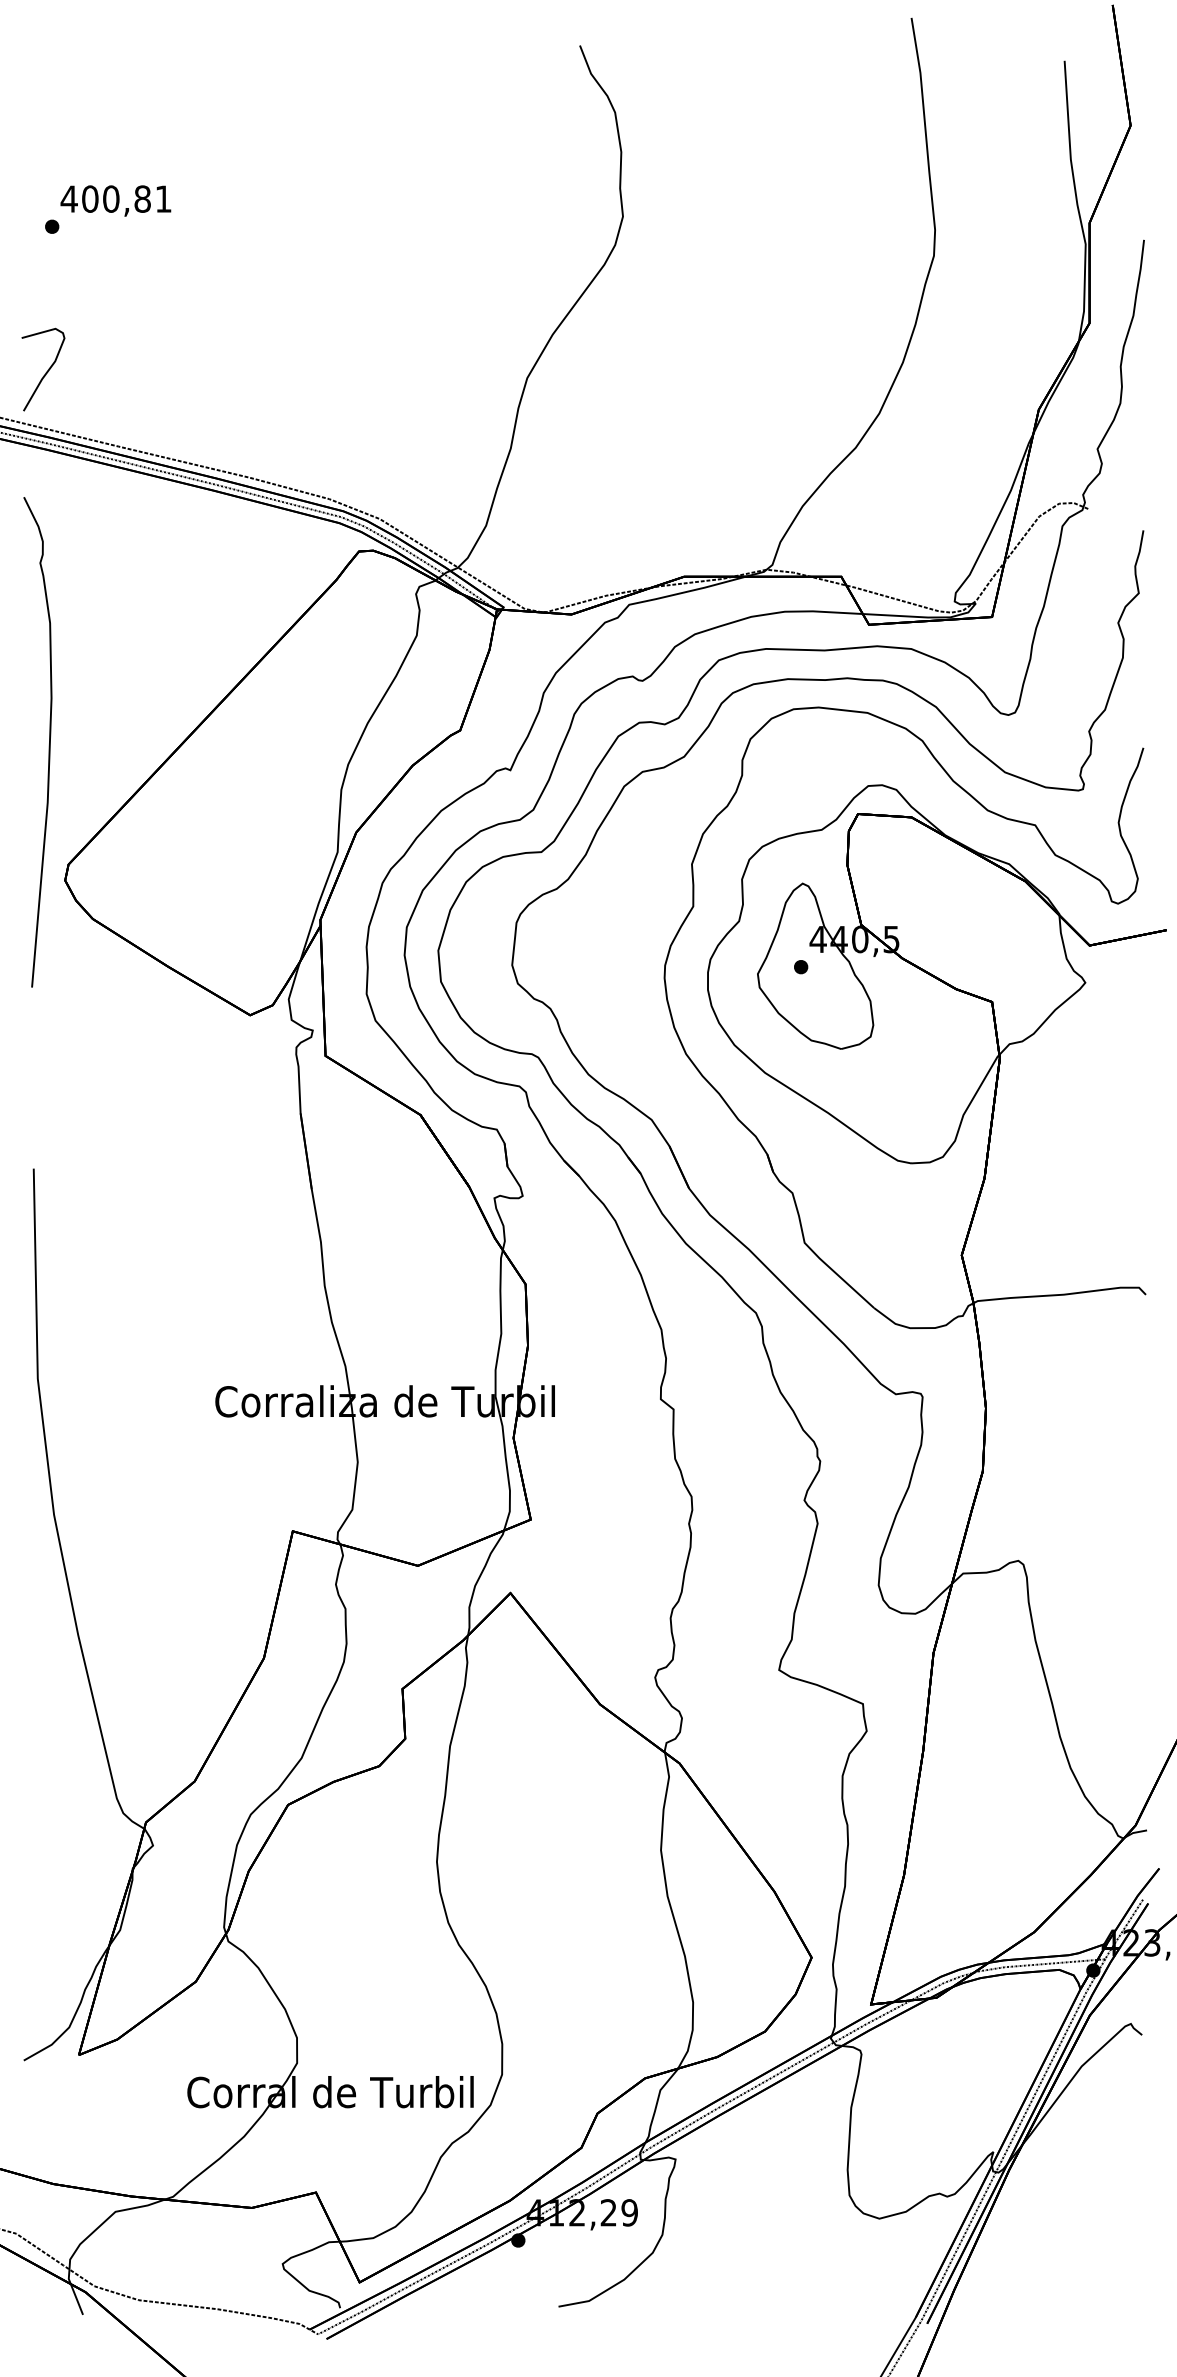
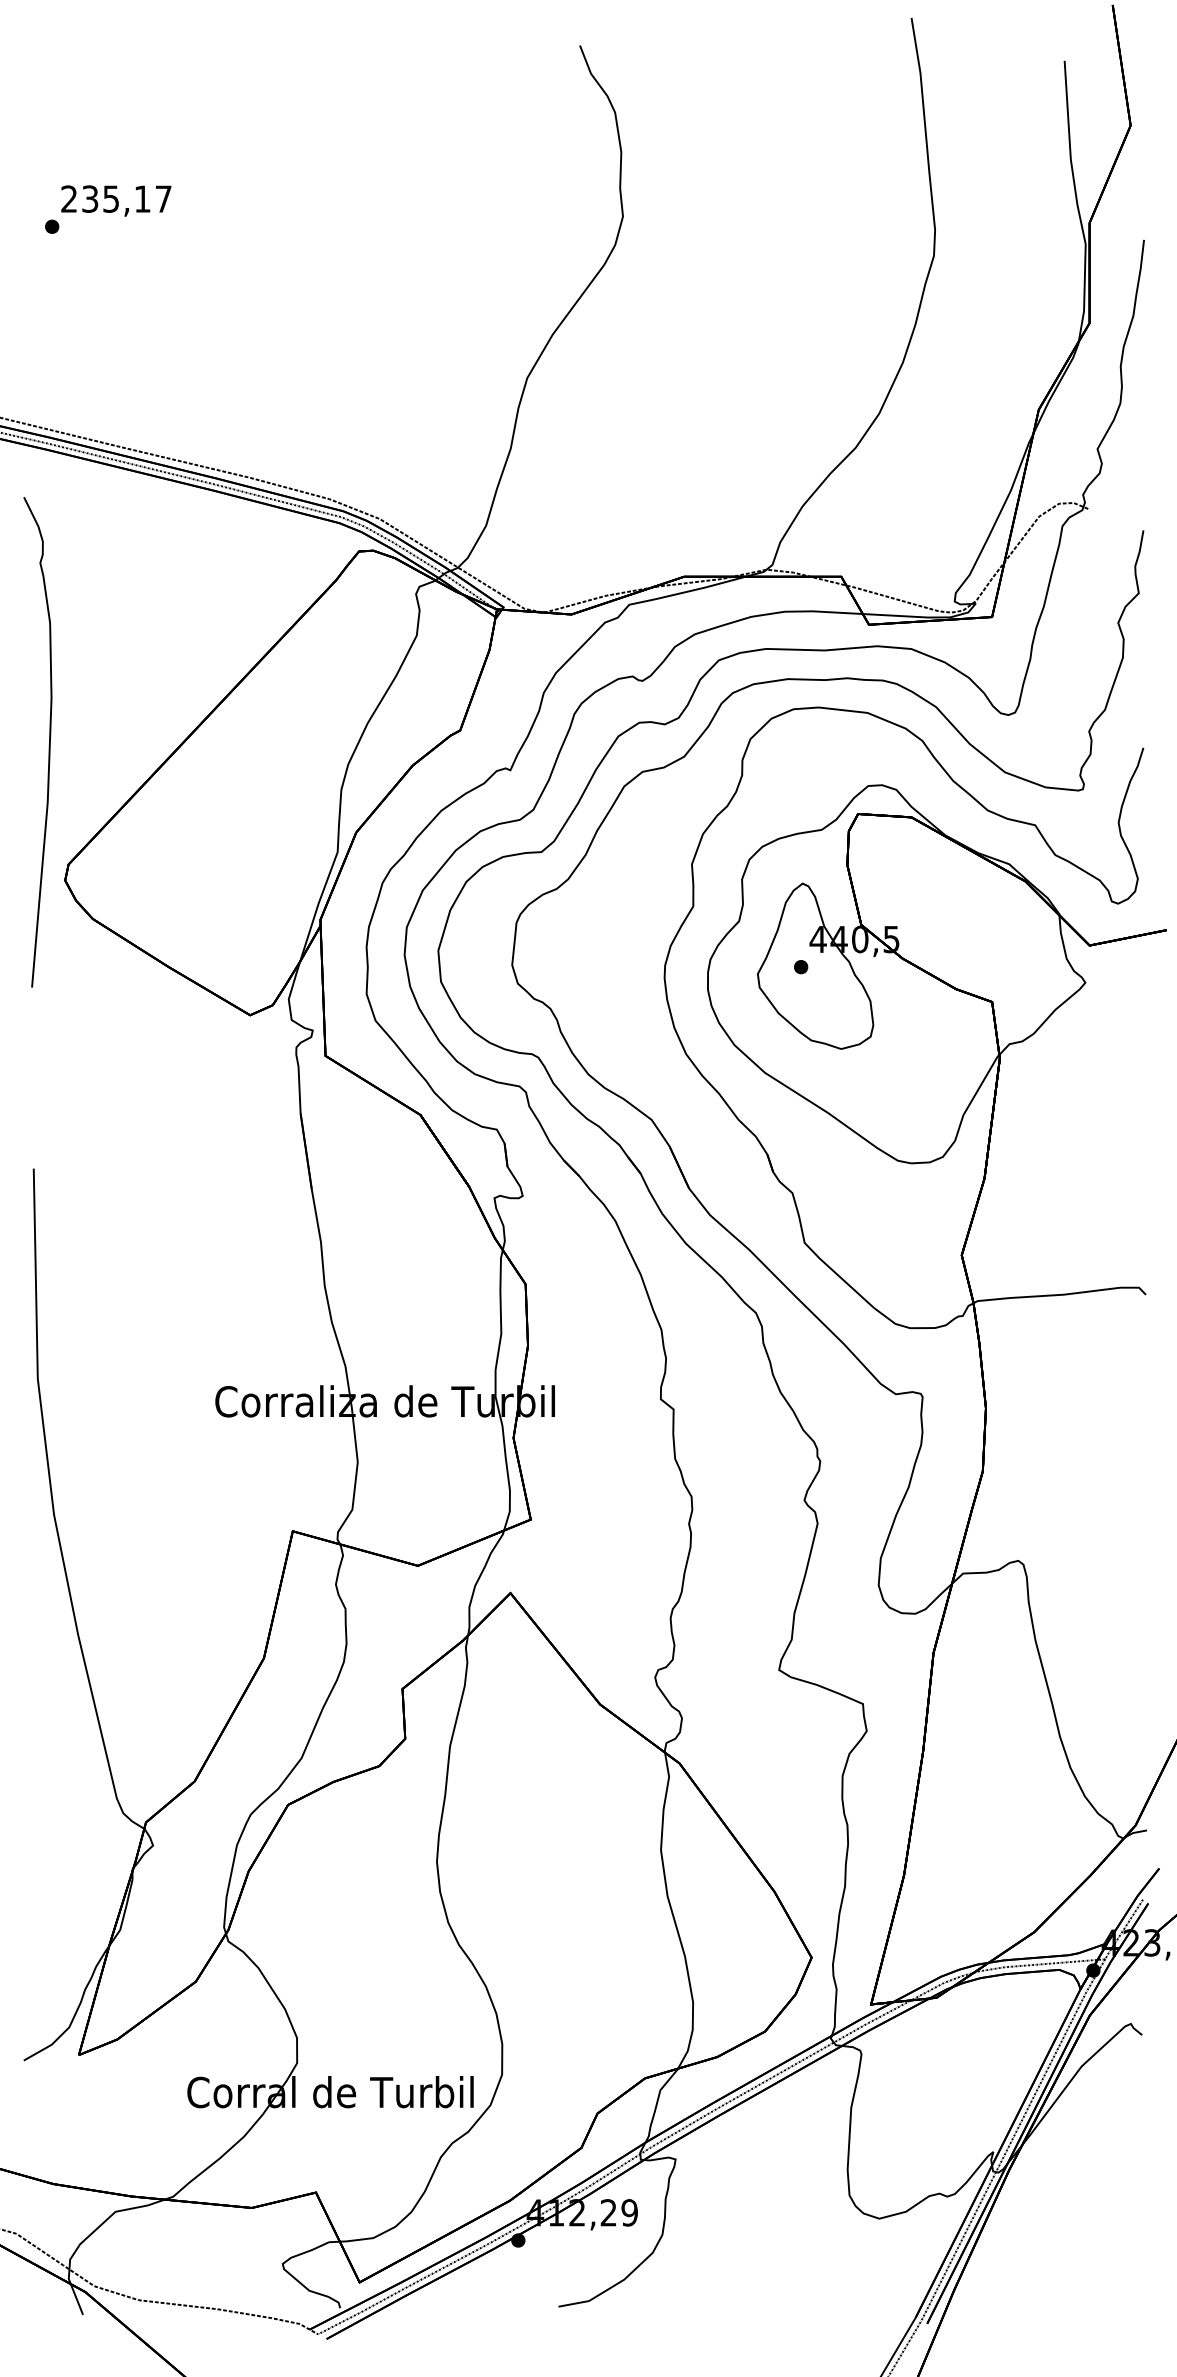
text: 400,81 -> 235,17 (115, 198)
curve: present -> none (46, 371)
